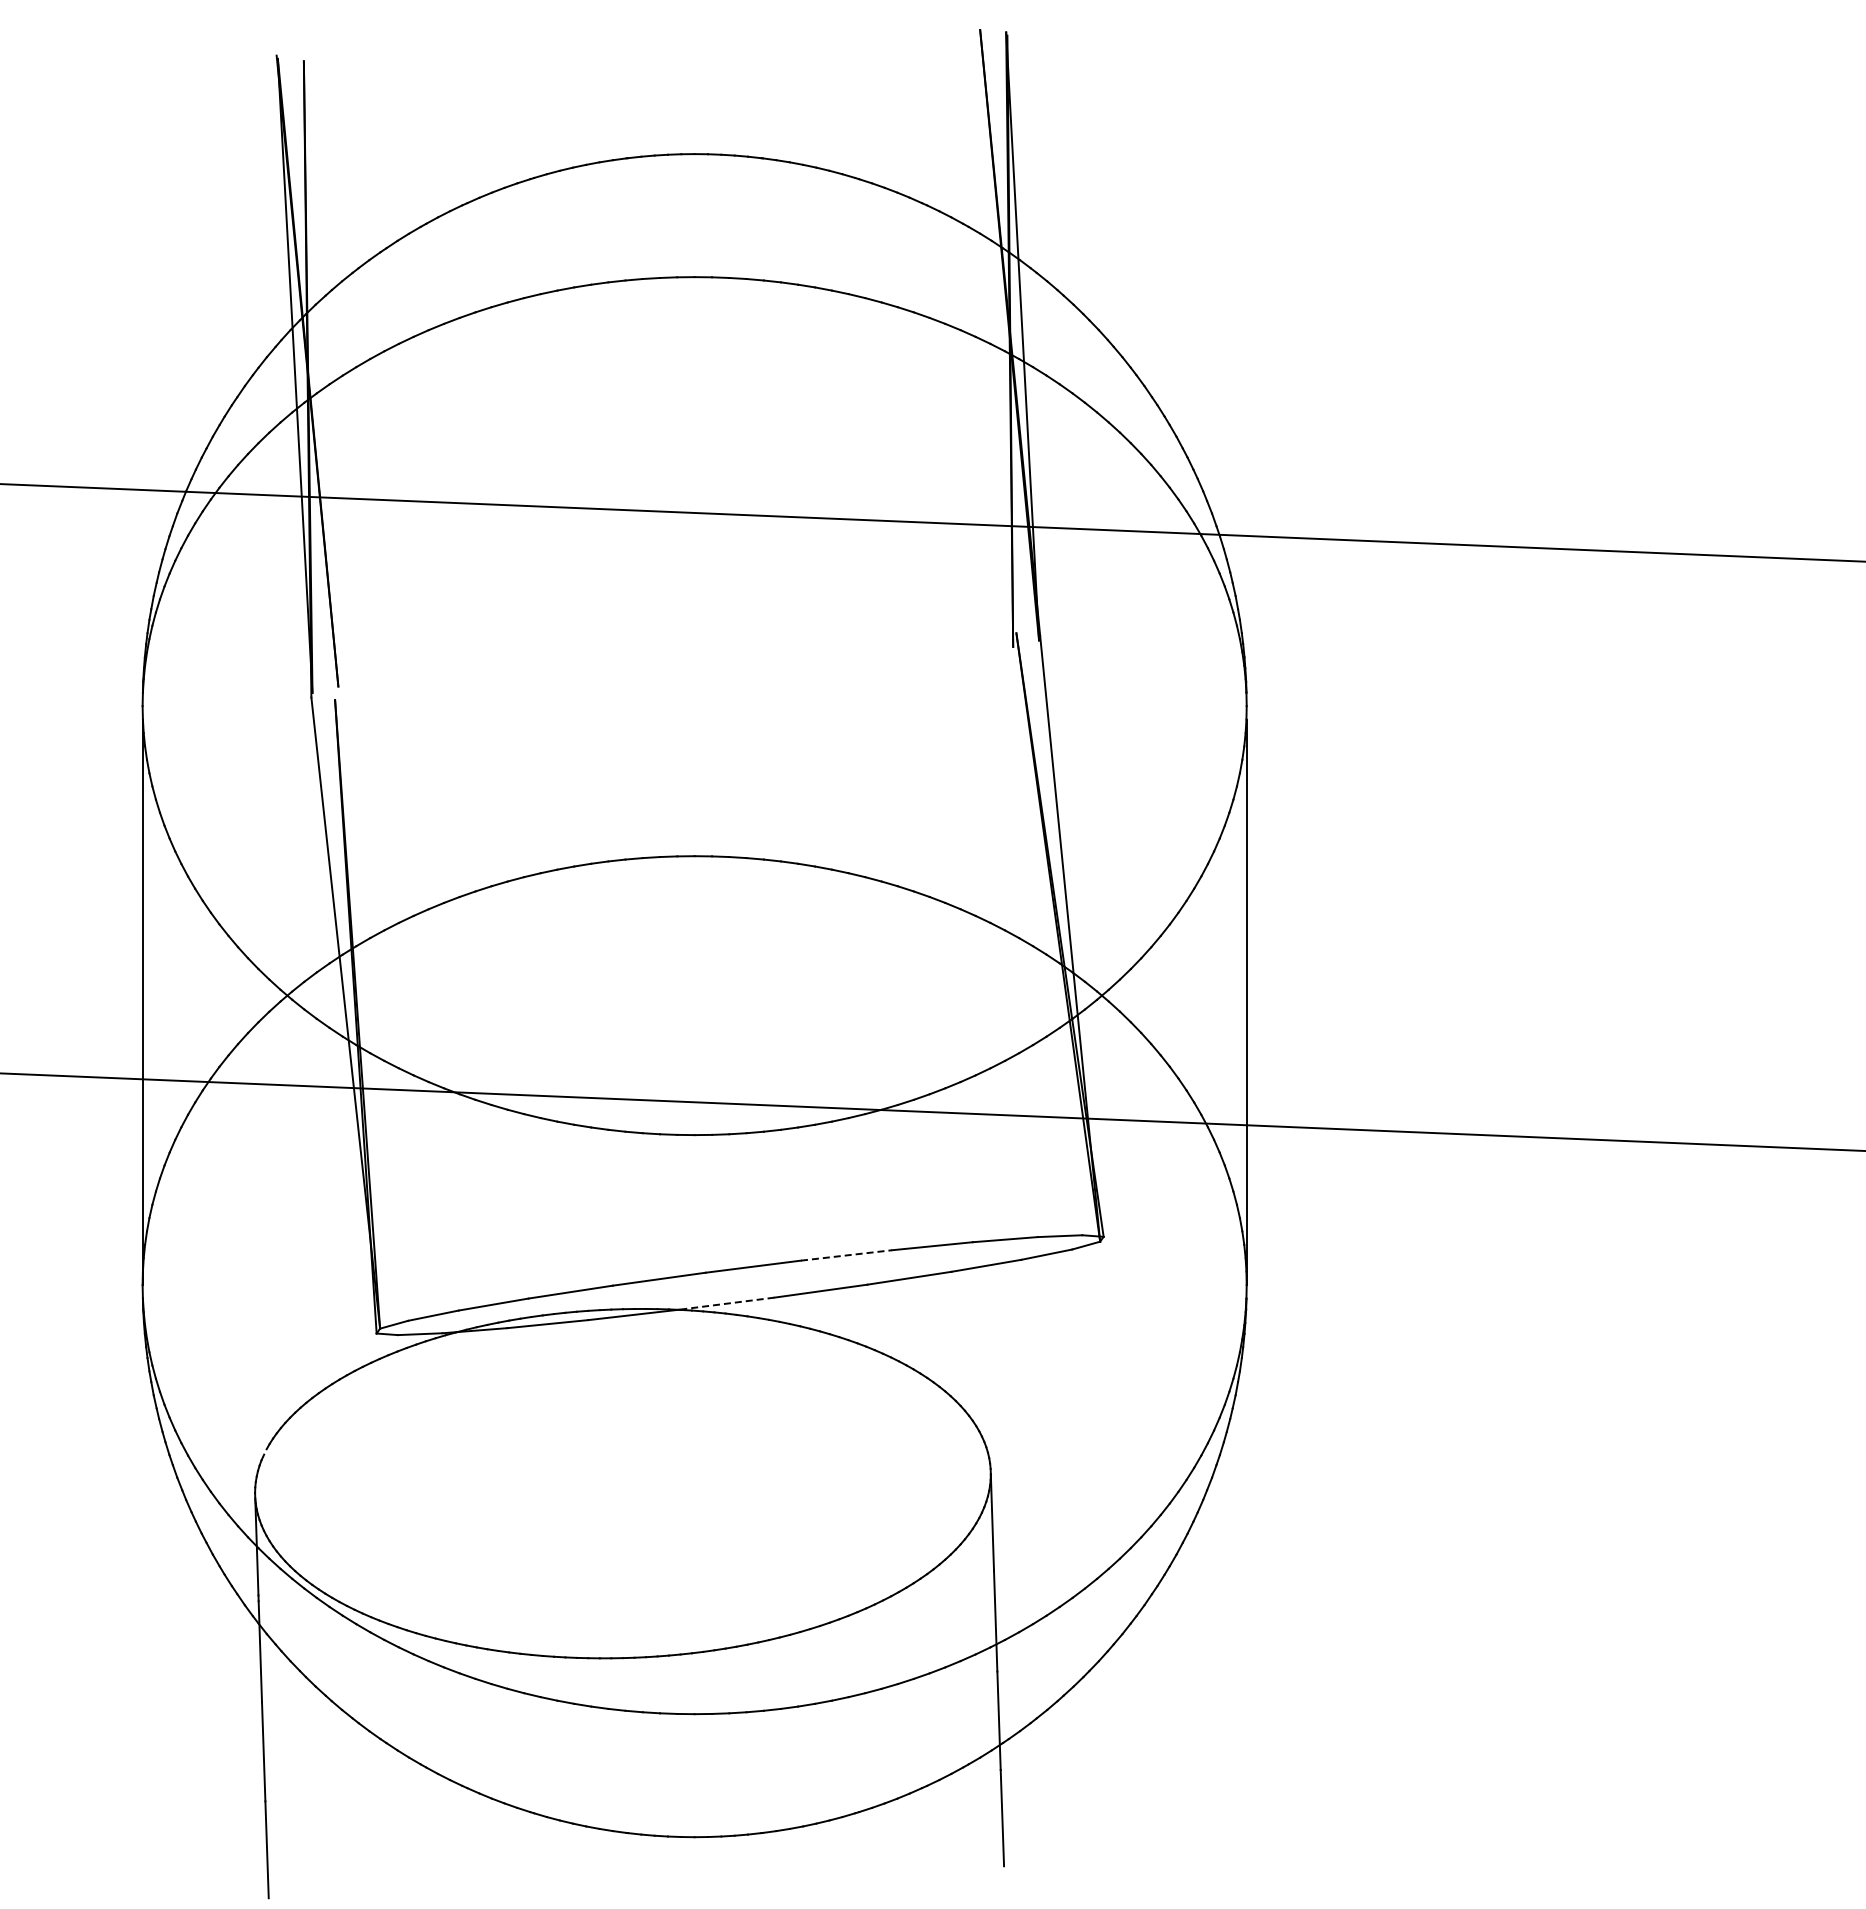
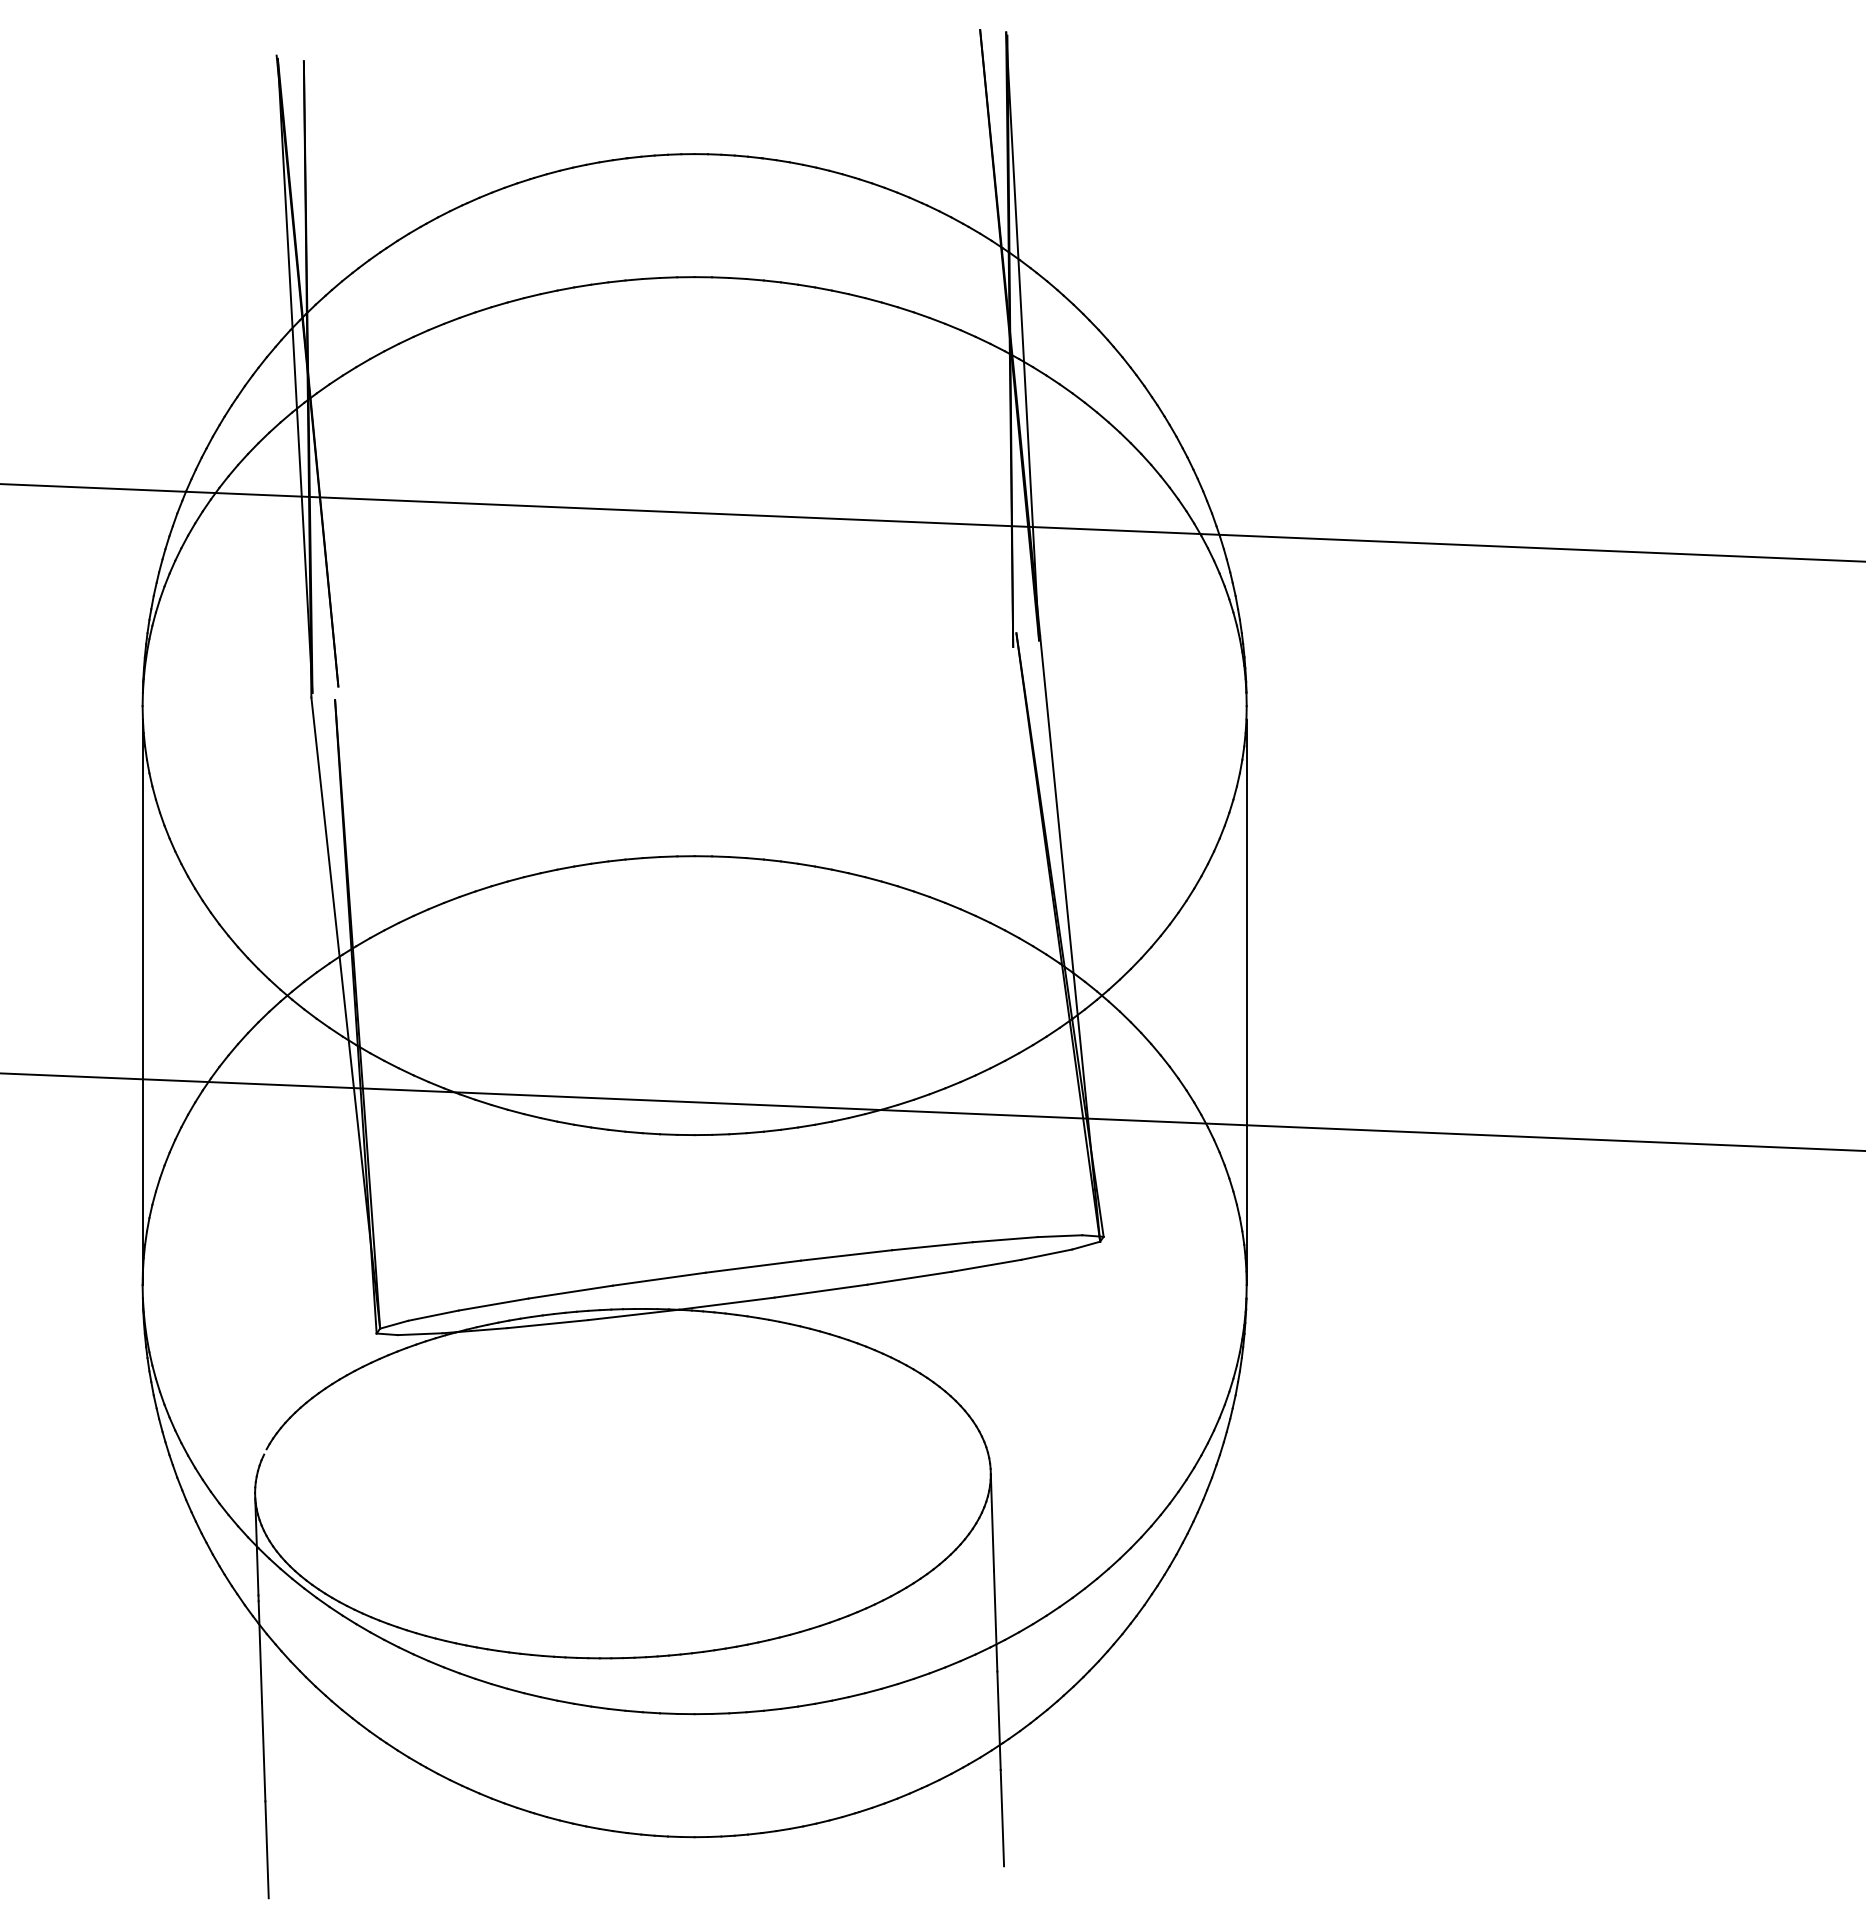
line: dashed -> solid (846, 1255)
line: dashed -> solid (726, 1303)
